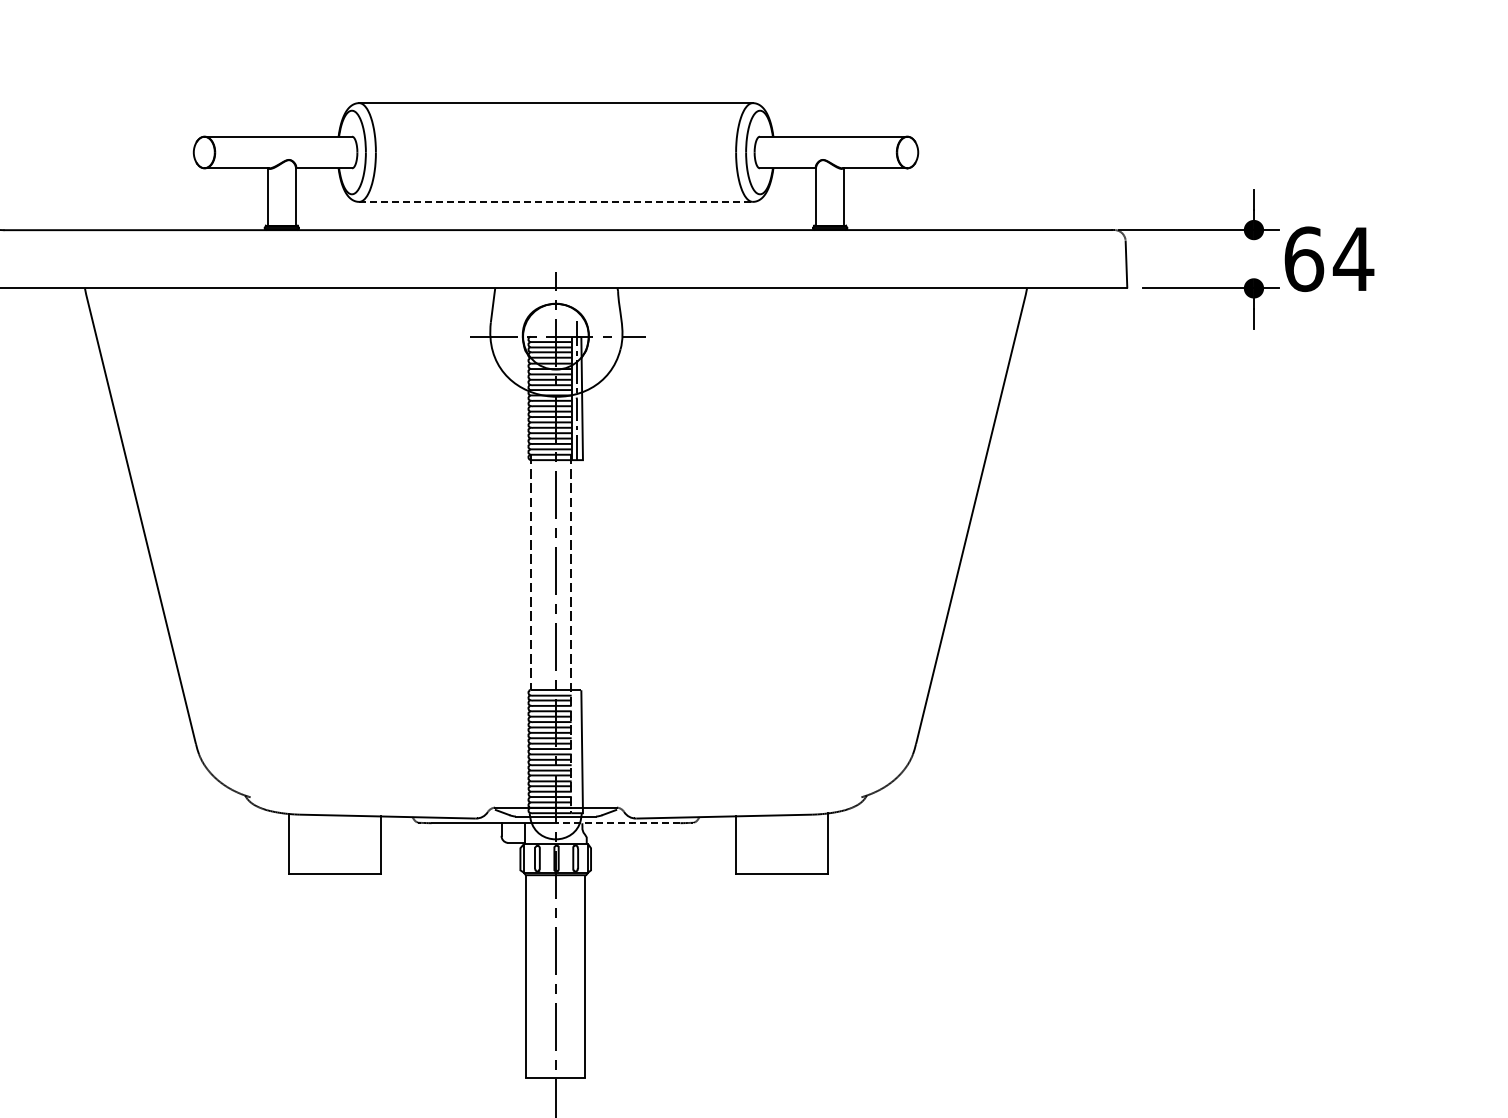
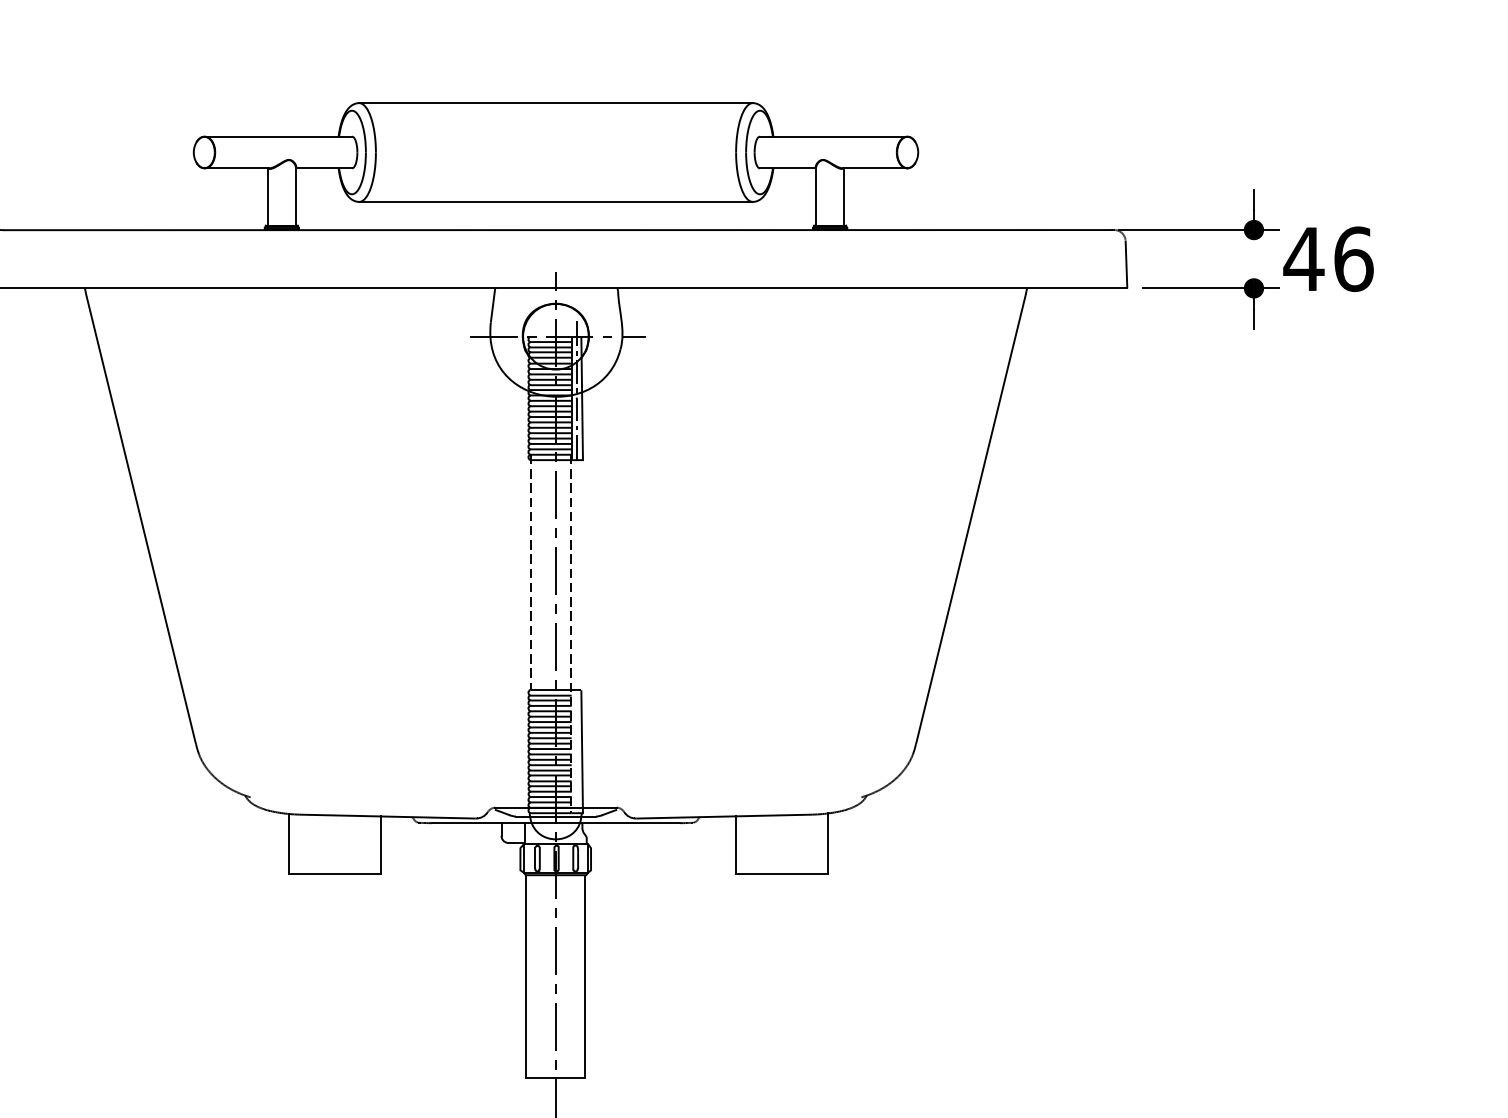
line: dashed -> solid (556, 201)
text: 64 -> 46 (1328, 259)
line: dashed -> solid (617, 823)
